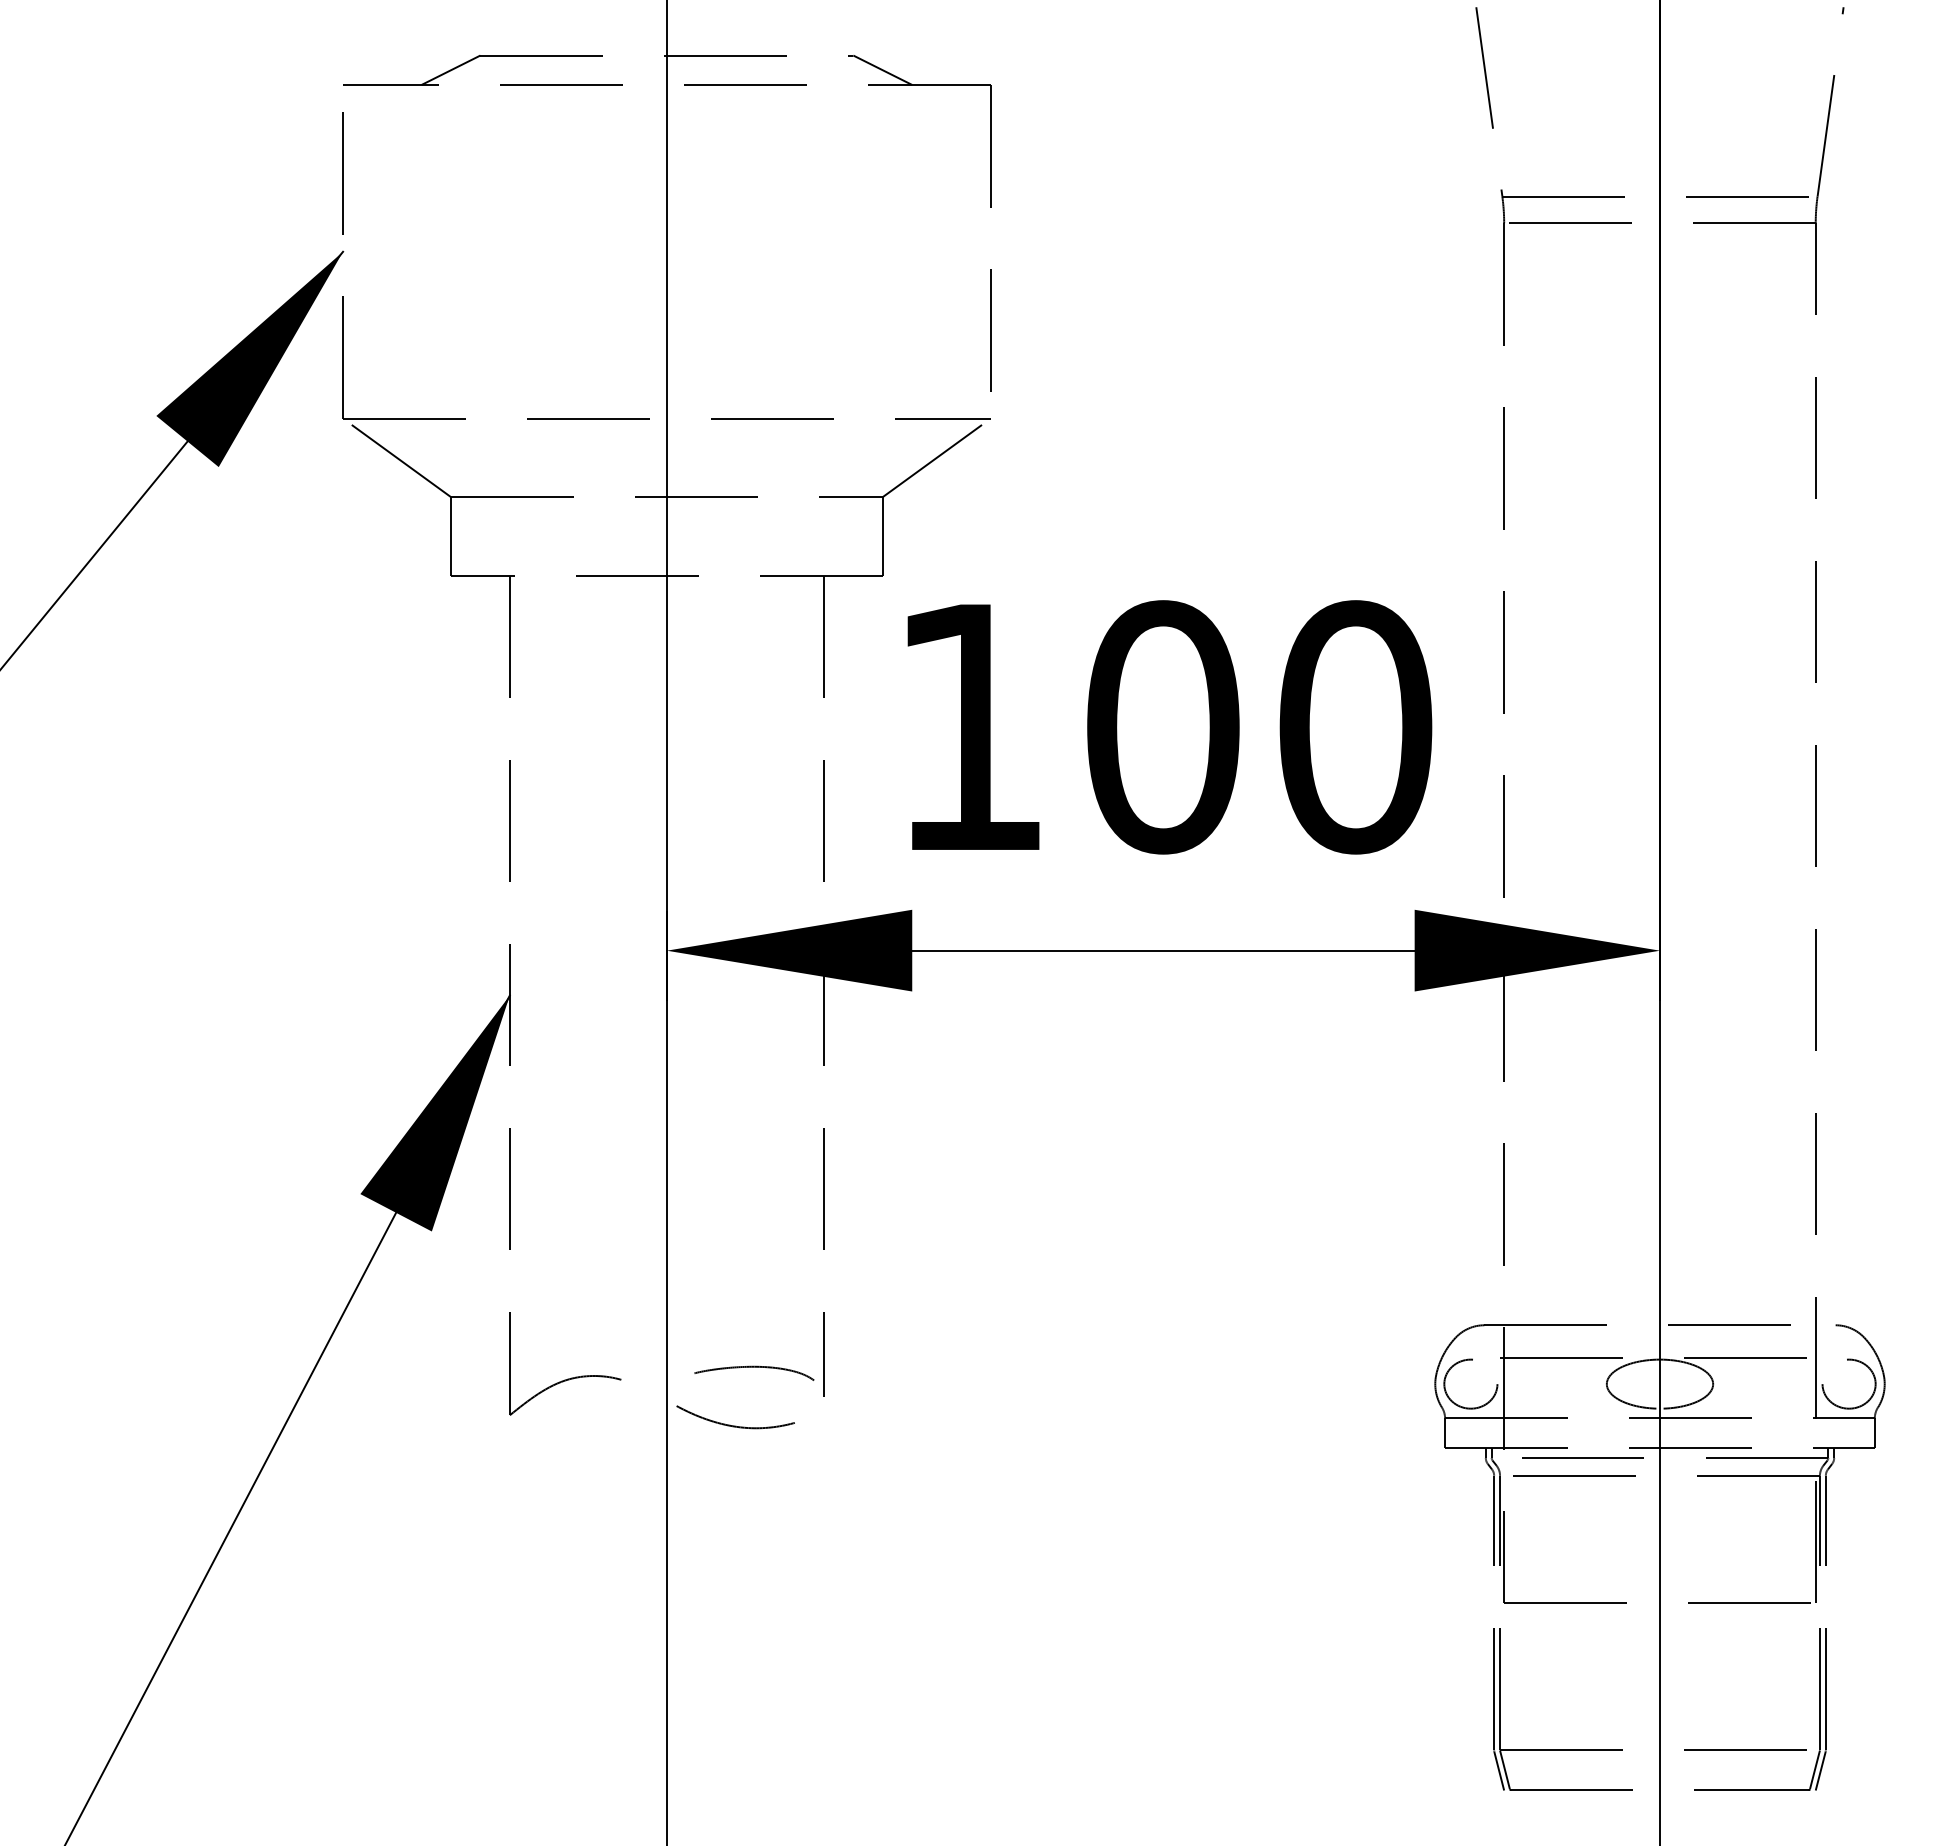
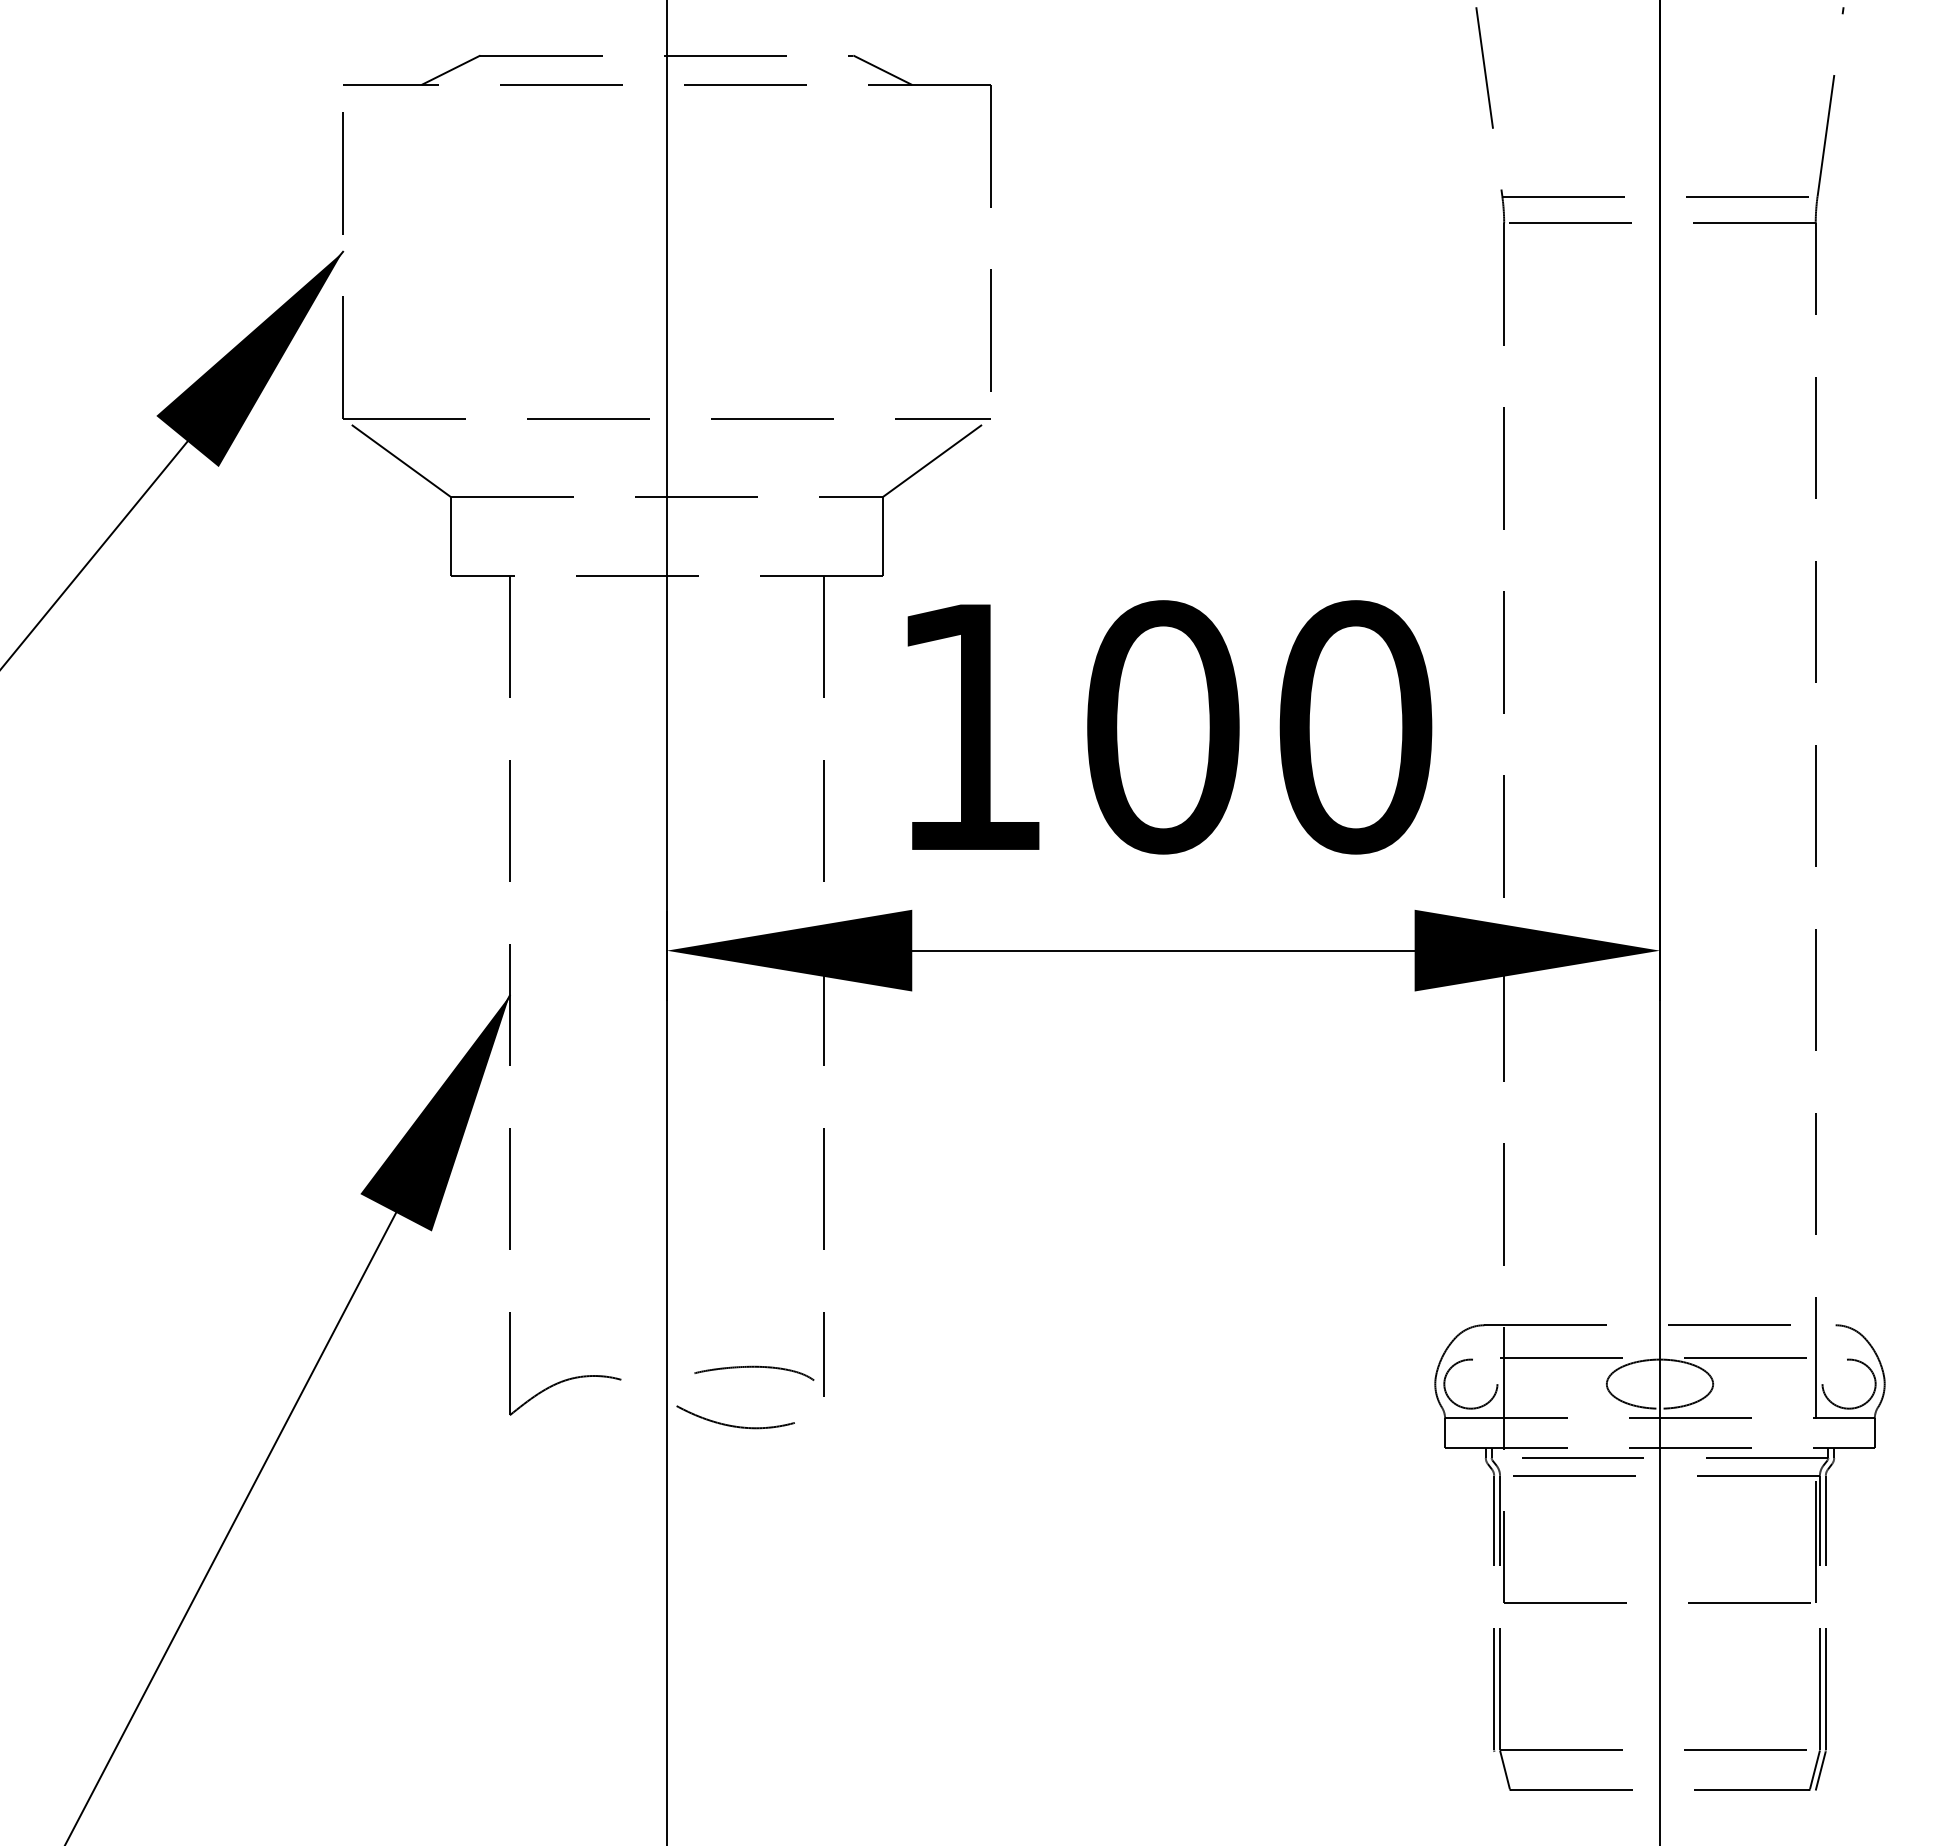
line: present -> none (1499, 1770)
